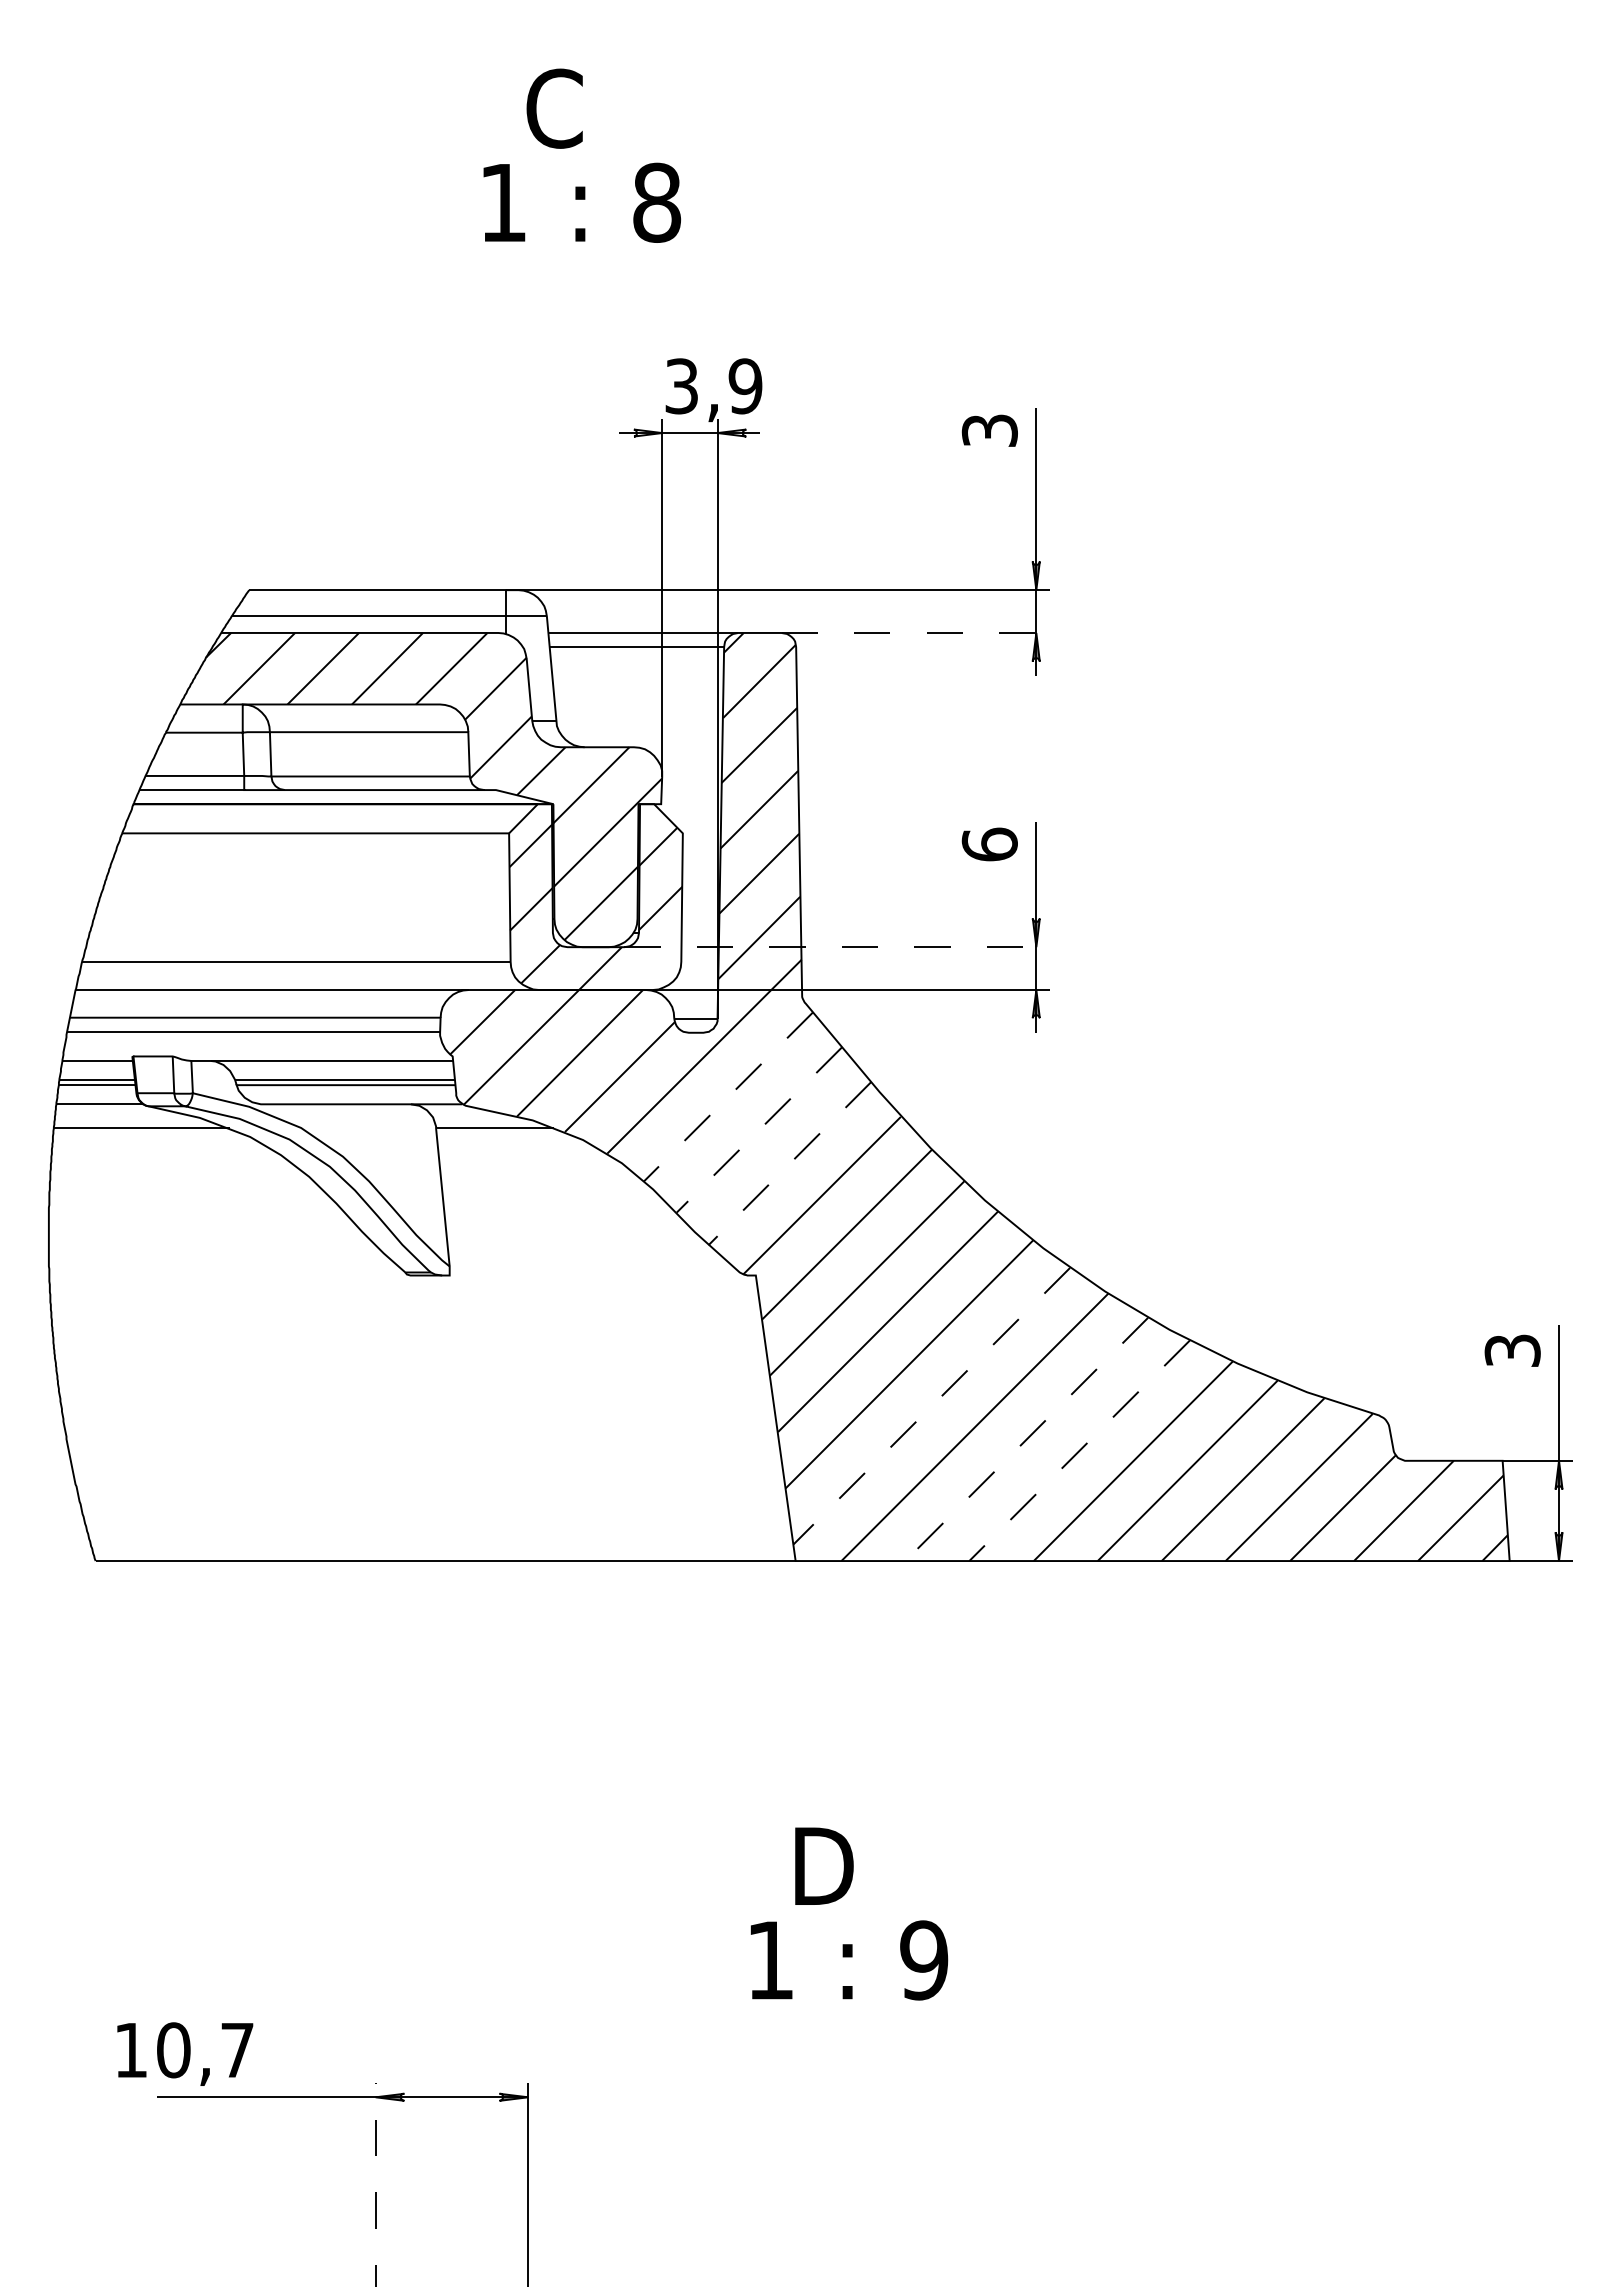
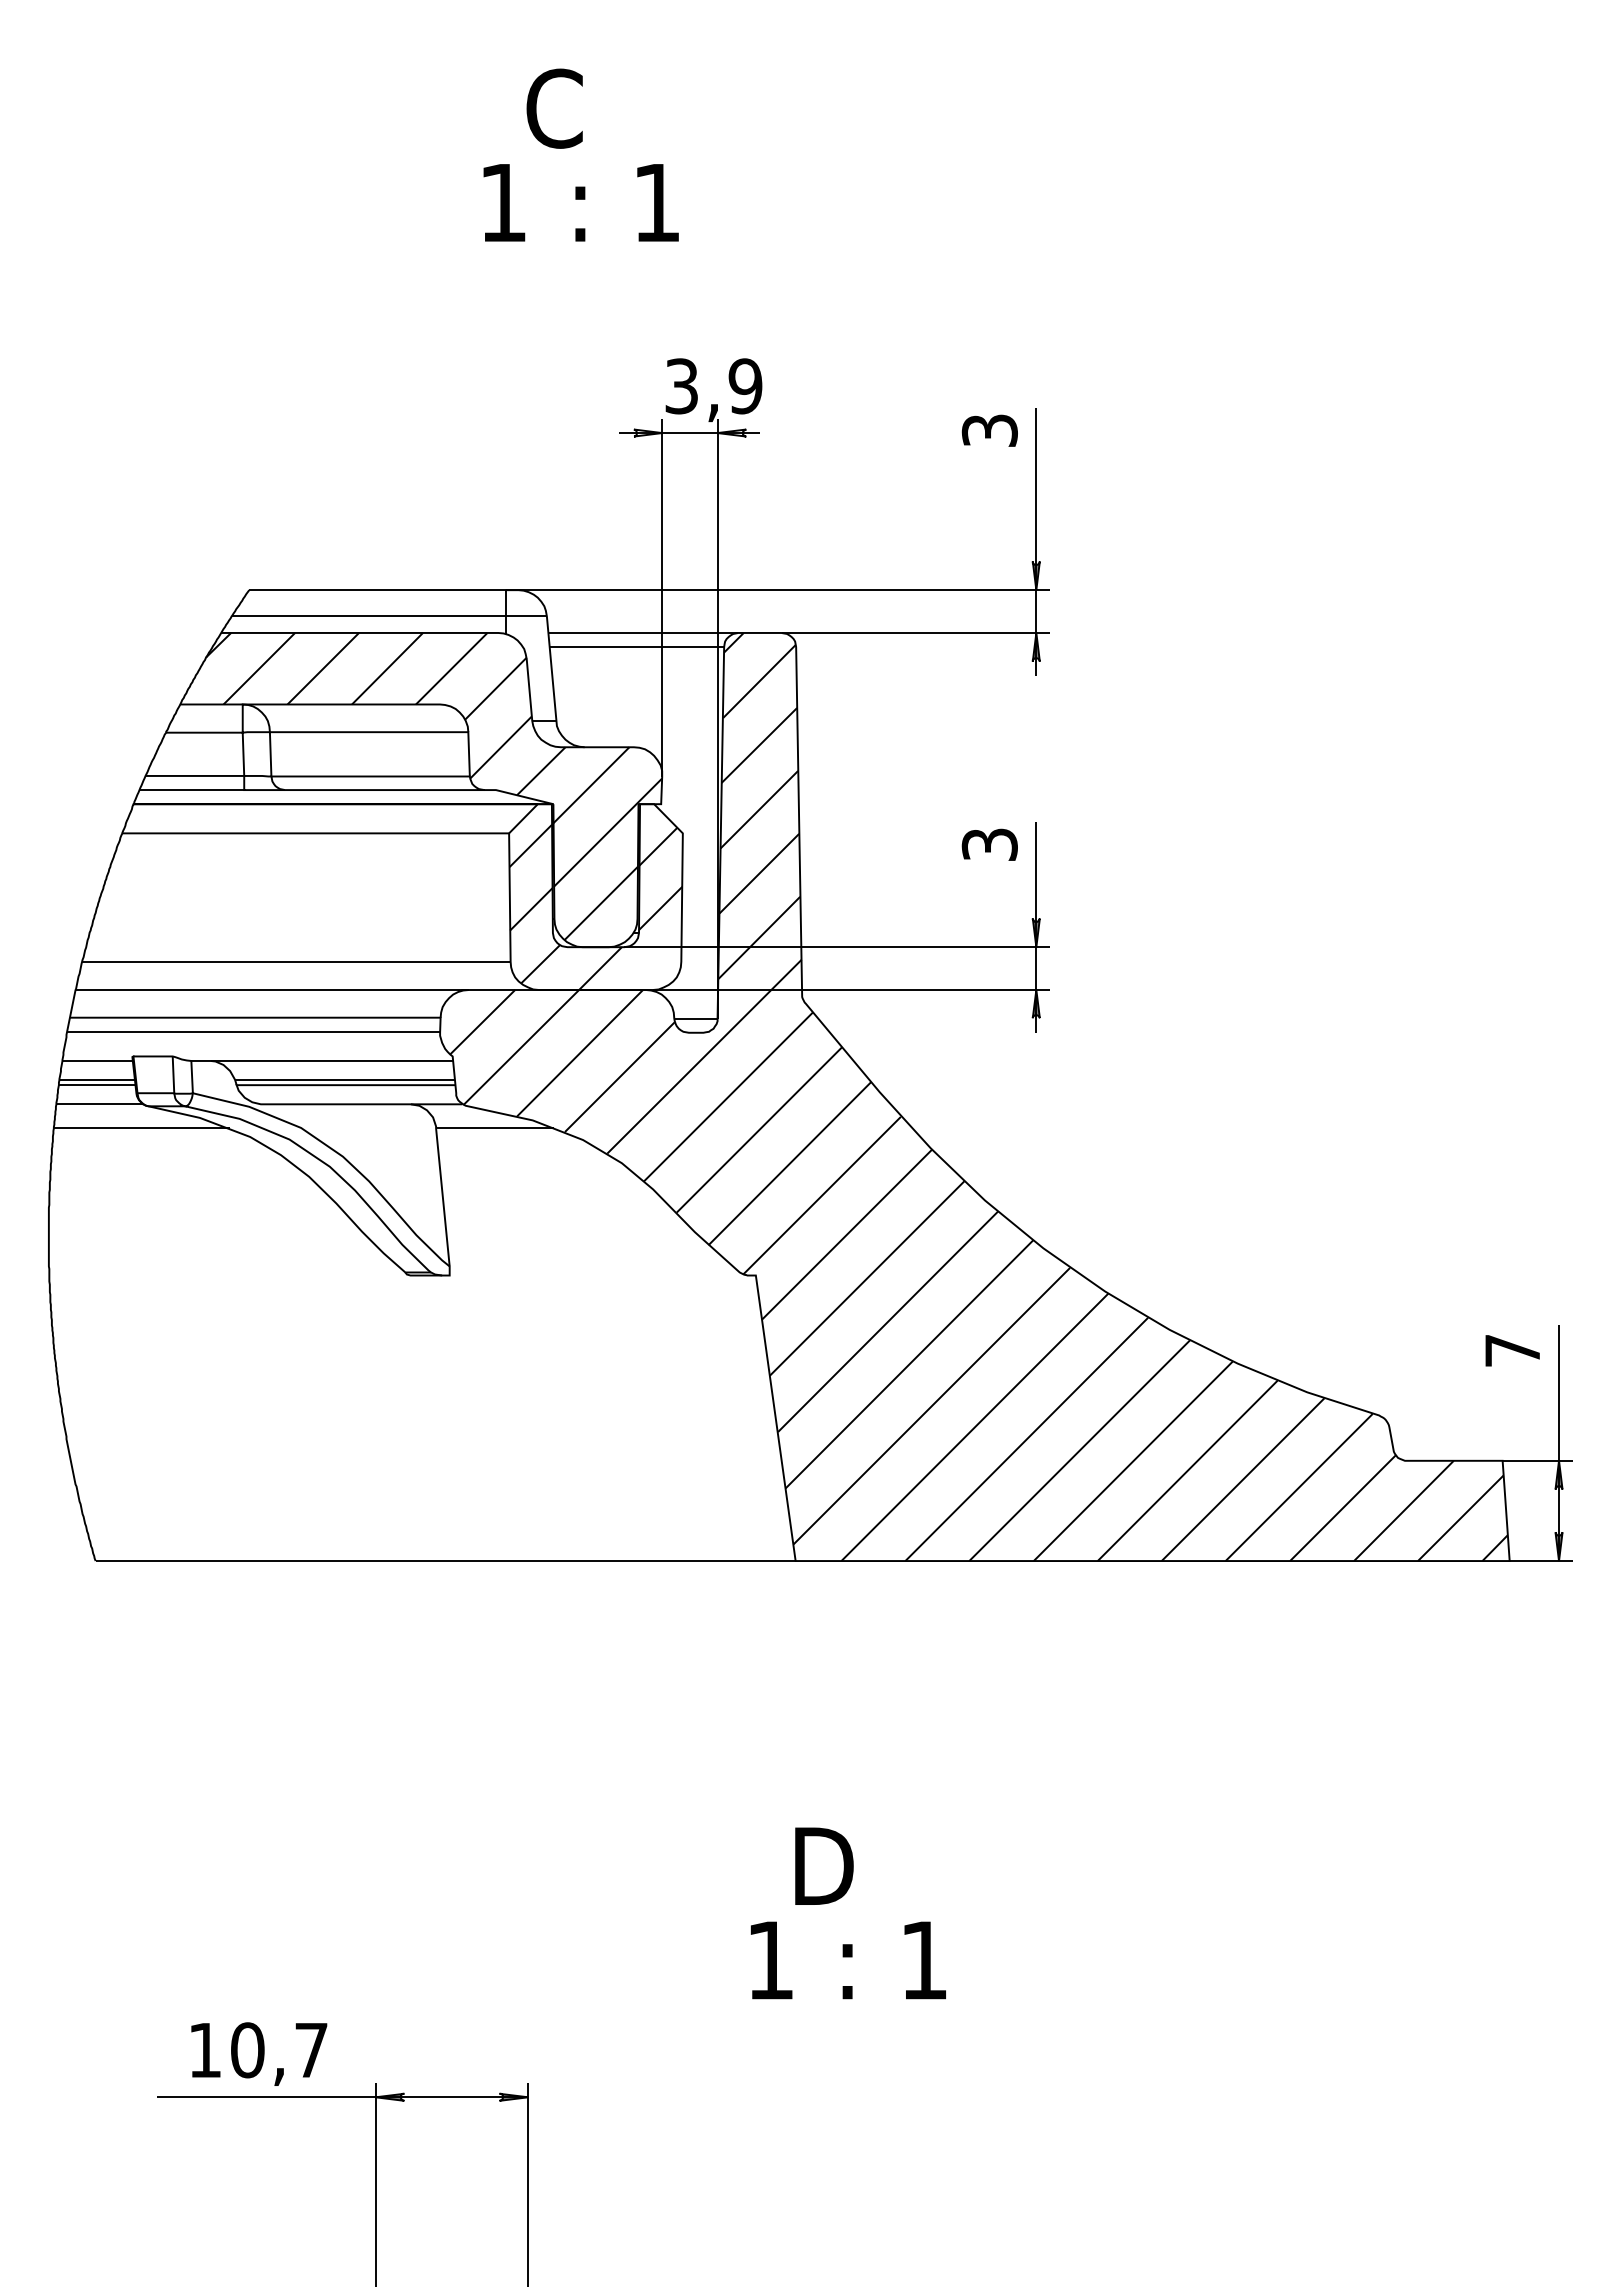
text: 8 -> 1 (657, 202)
line: dashed -> solid (916, 632)
text: 6 -> 3 (989, 844)
line: dashed -> solid (837, 947)
line: dashed -> solid (728, 1097)
line: dashed -> solid (759, 1129)
line: dashed -> solid (789, 1164)
text: 3 -> 7 (1512, 1350)
line: dashed -> solid (931, 1406)
line: dashed -> solid (1026, 1439)
line: dashed -> solid (1079, 1450)
text: 9 -> 1 (924, 1960)
text position: (185, 2053) -> (259, 2053) (259, 2053)
line: dashed -> solid (375, 2184)
